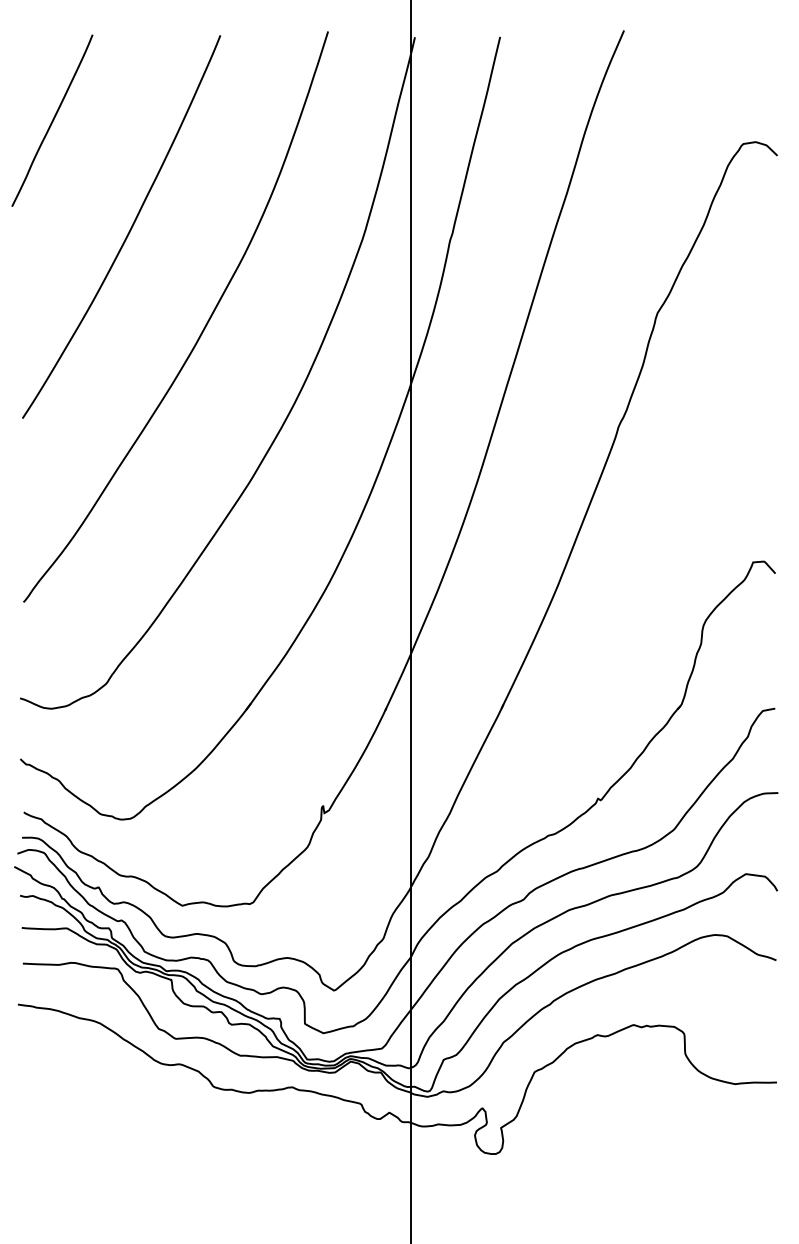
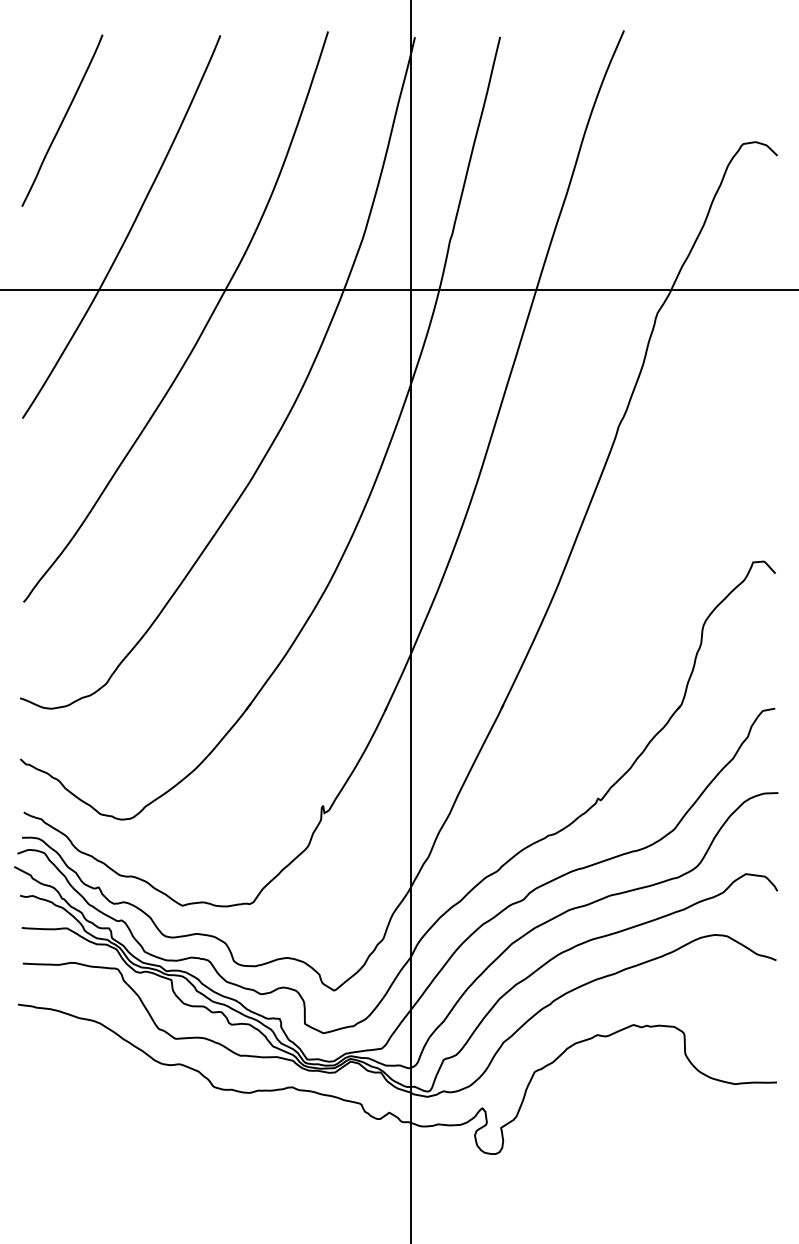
curve position: (52, 120) -> (62, 120) (62, 120)
line: none -> present (398, 290)
